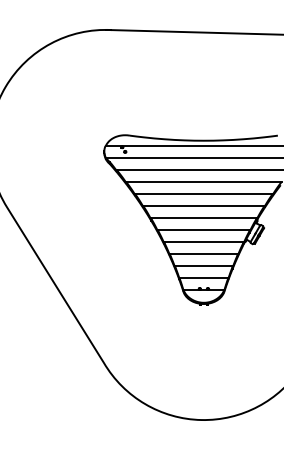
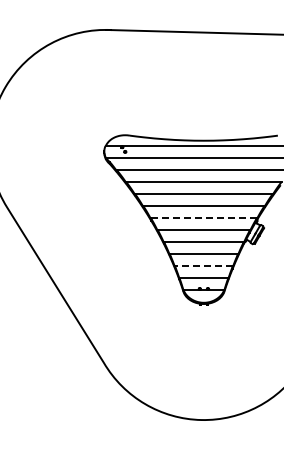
line: solid -> dashed (203, 217)
line: solid -> dashed (203, 265)
